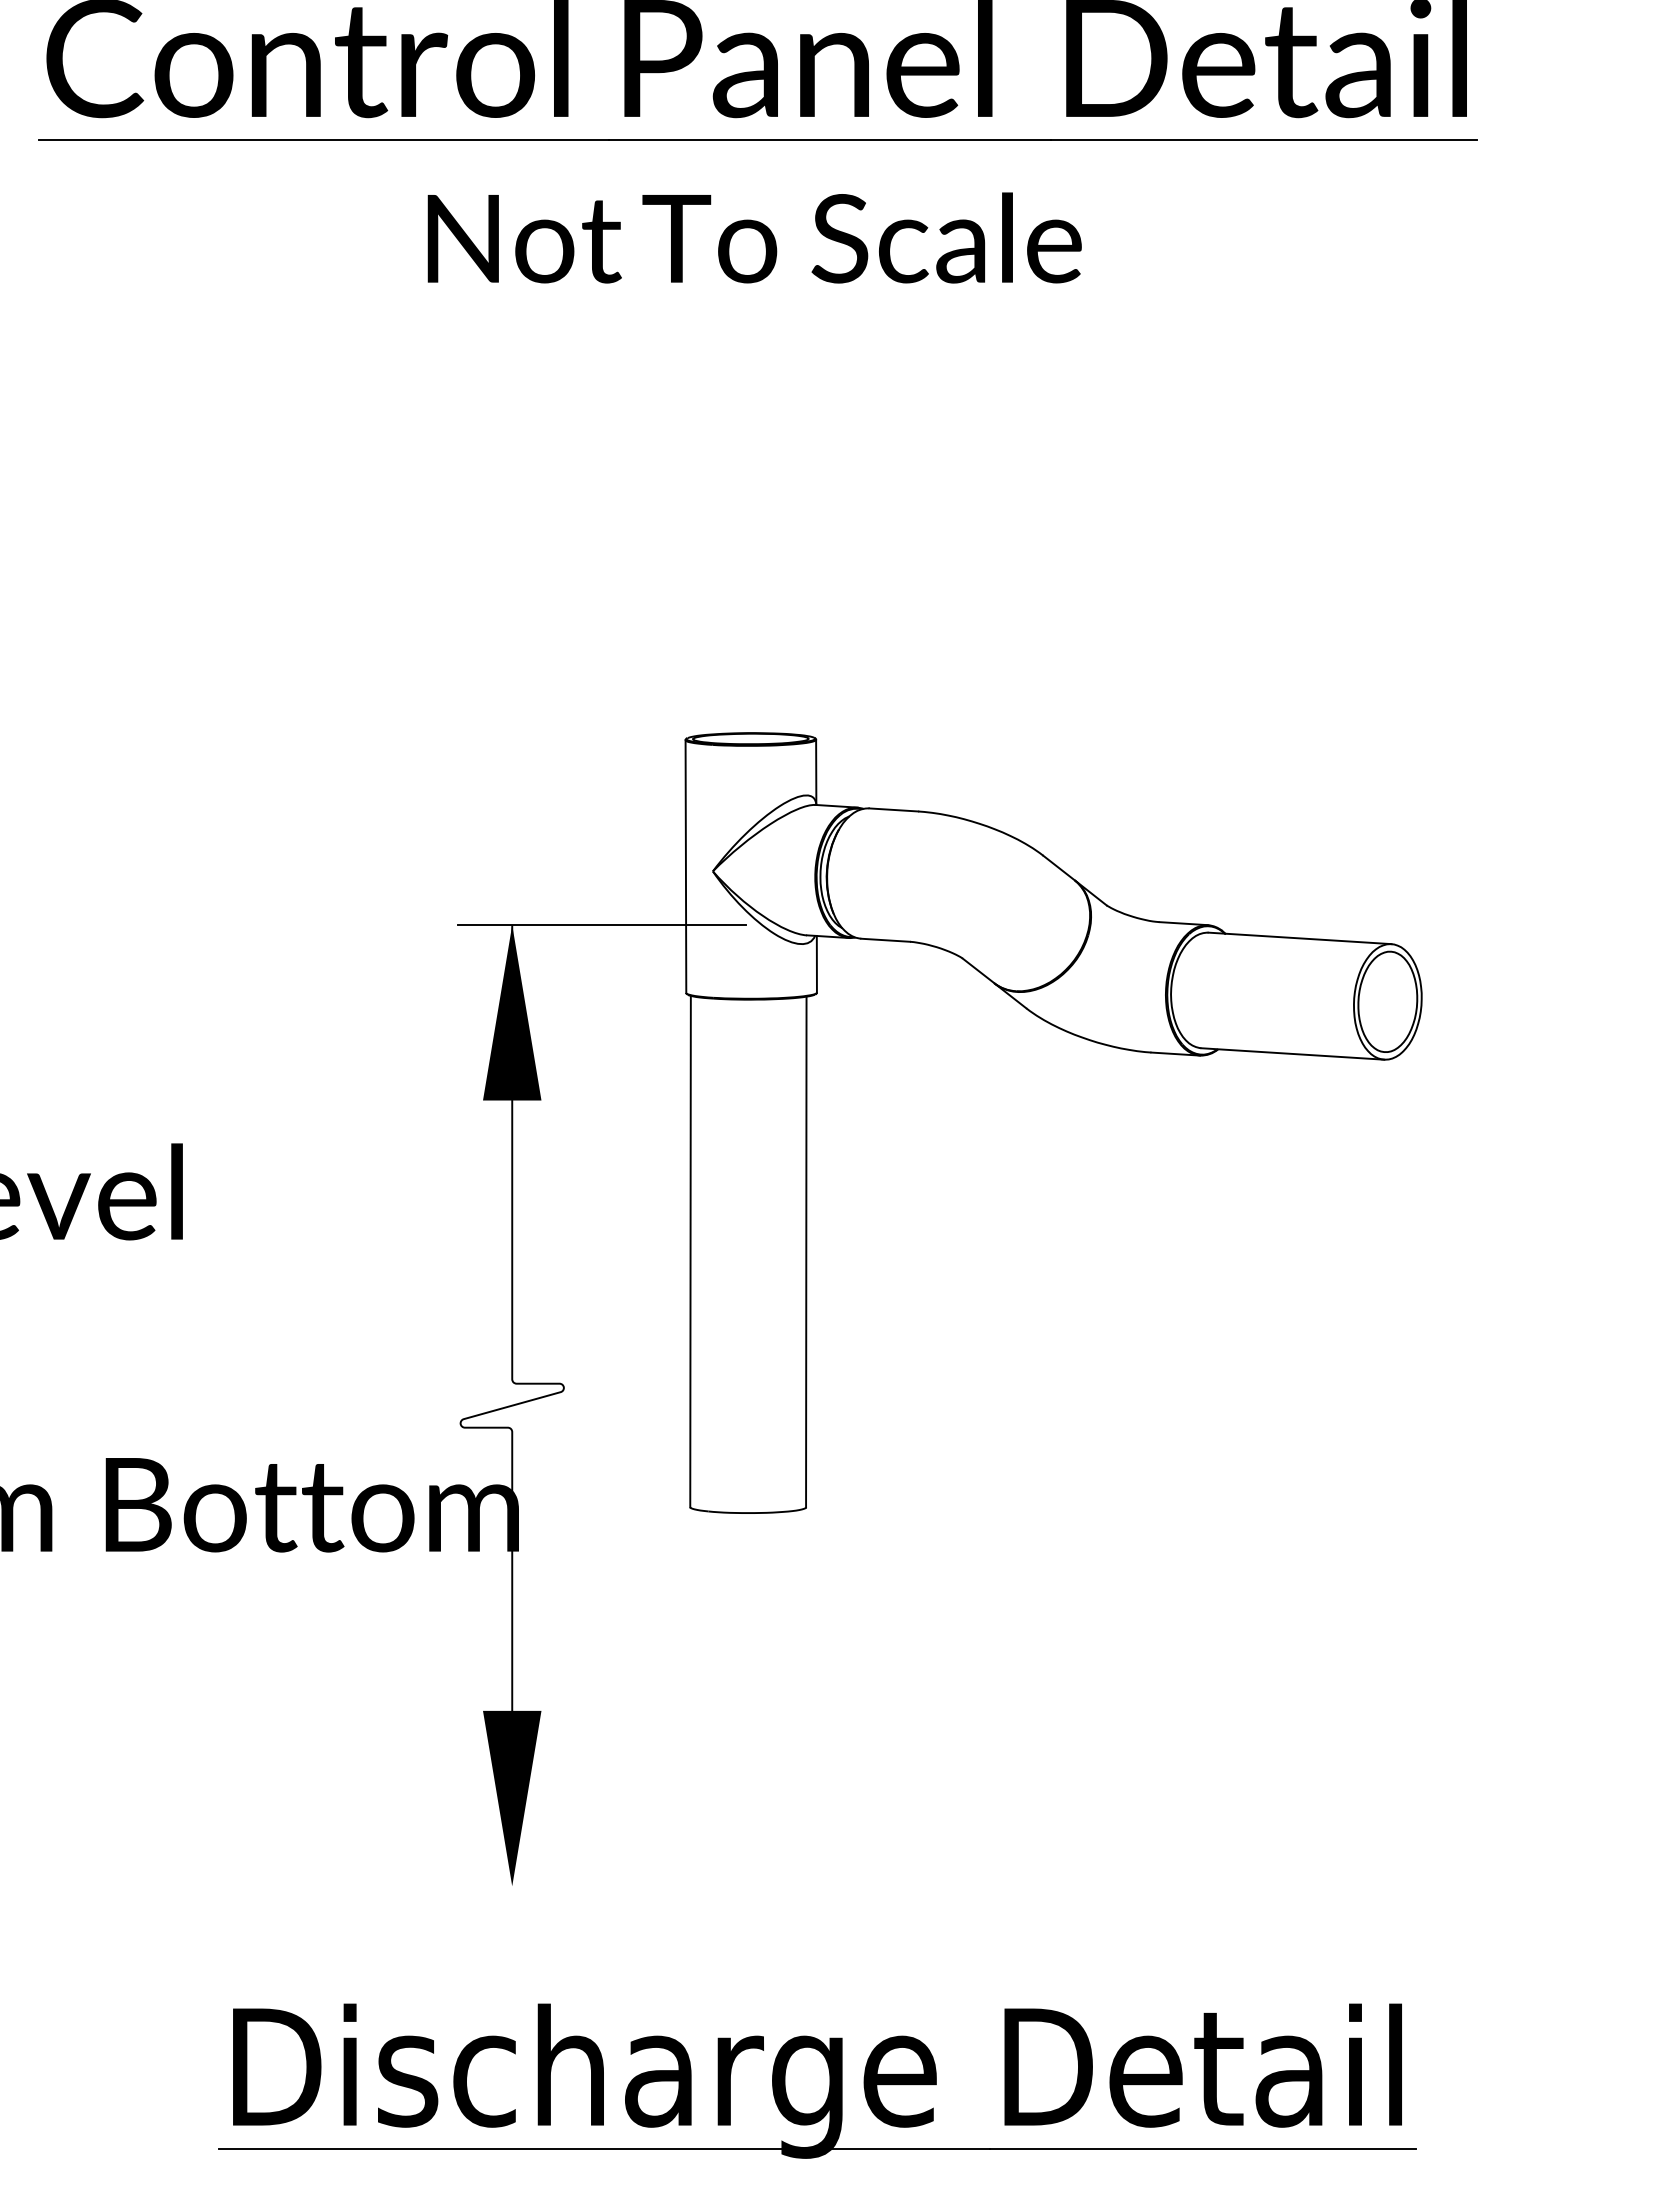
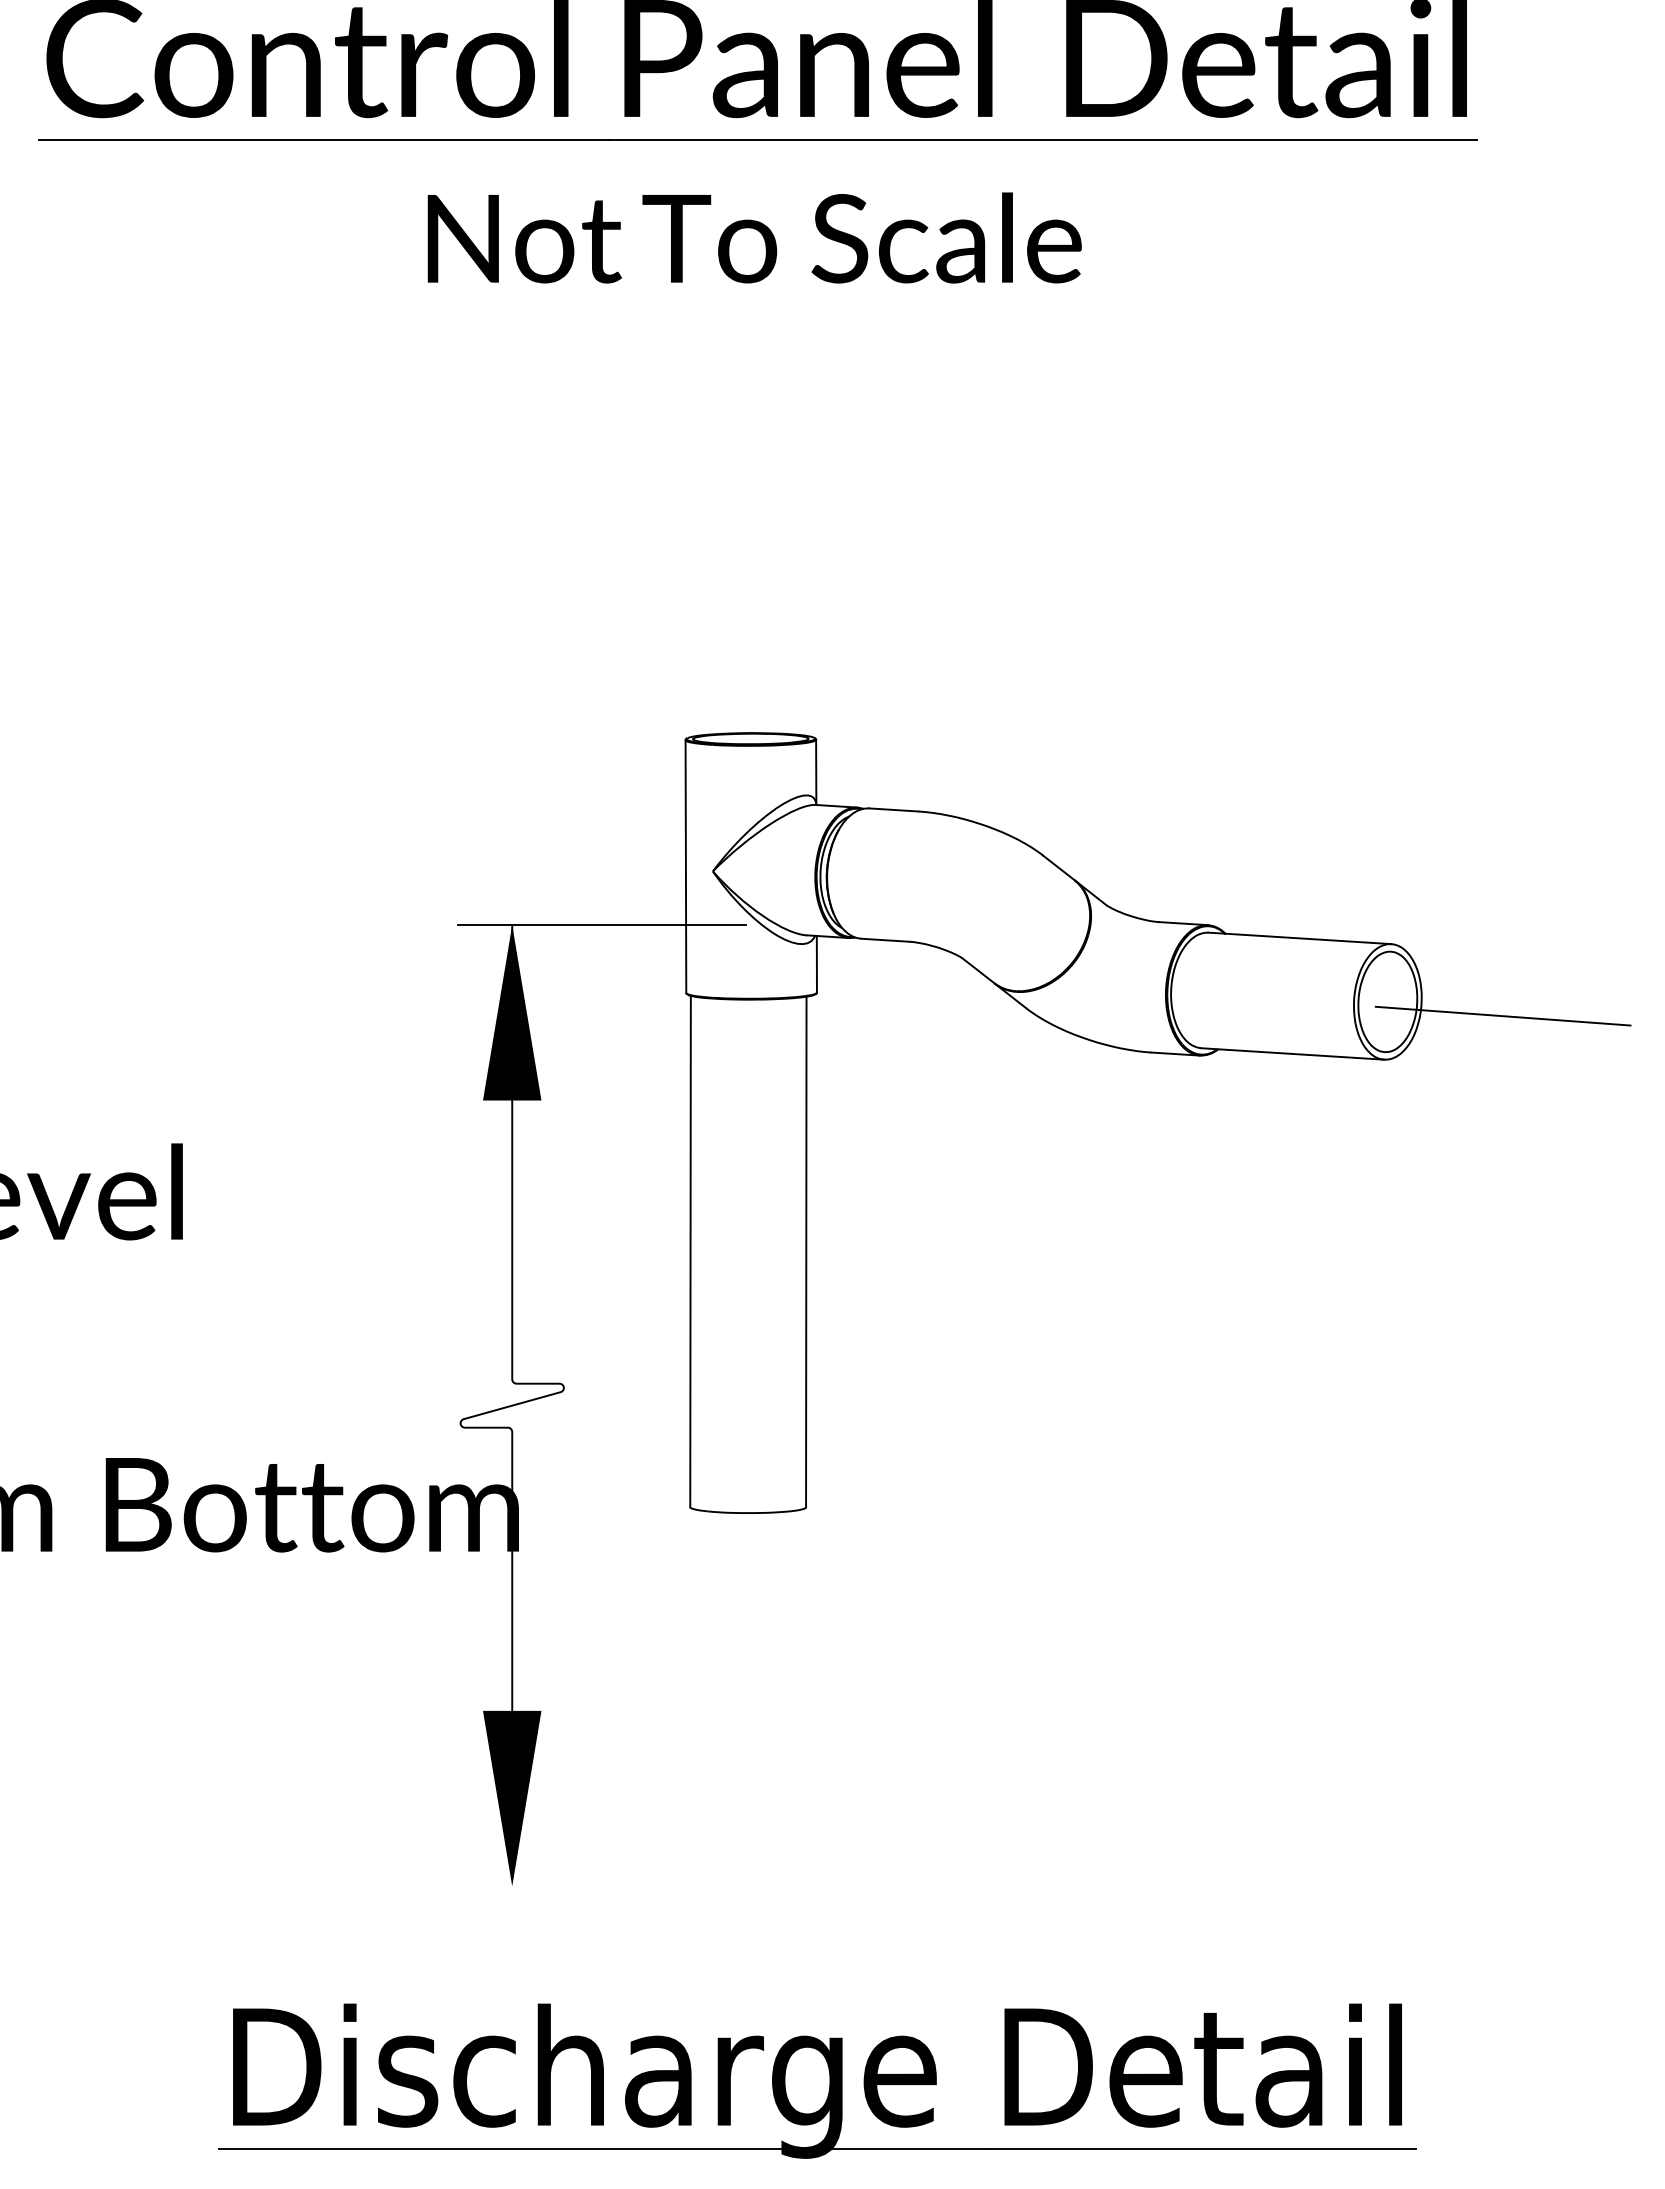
line: none -> present (1502, 1015)
